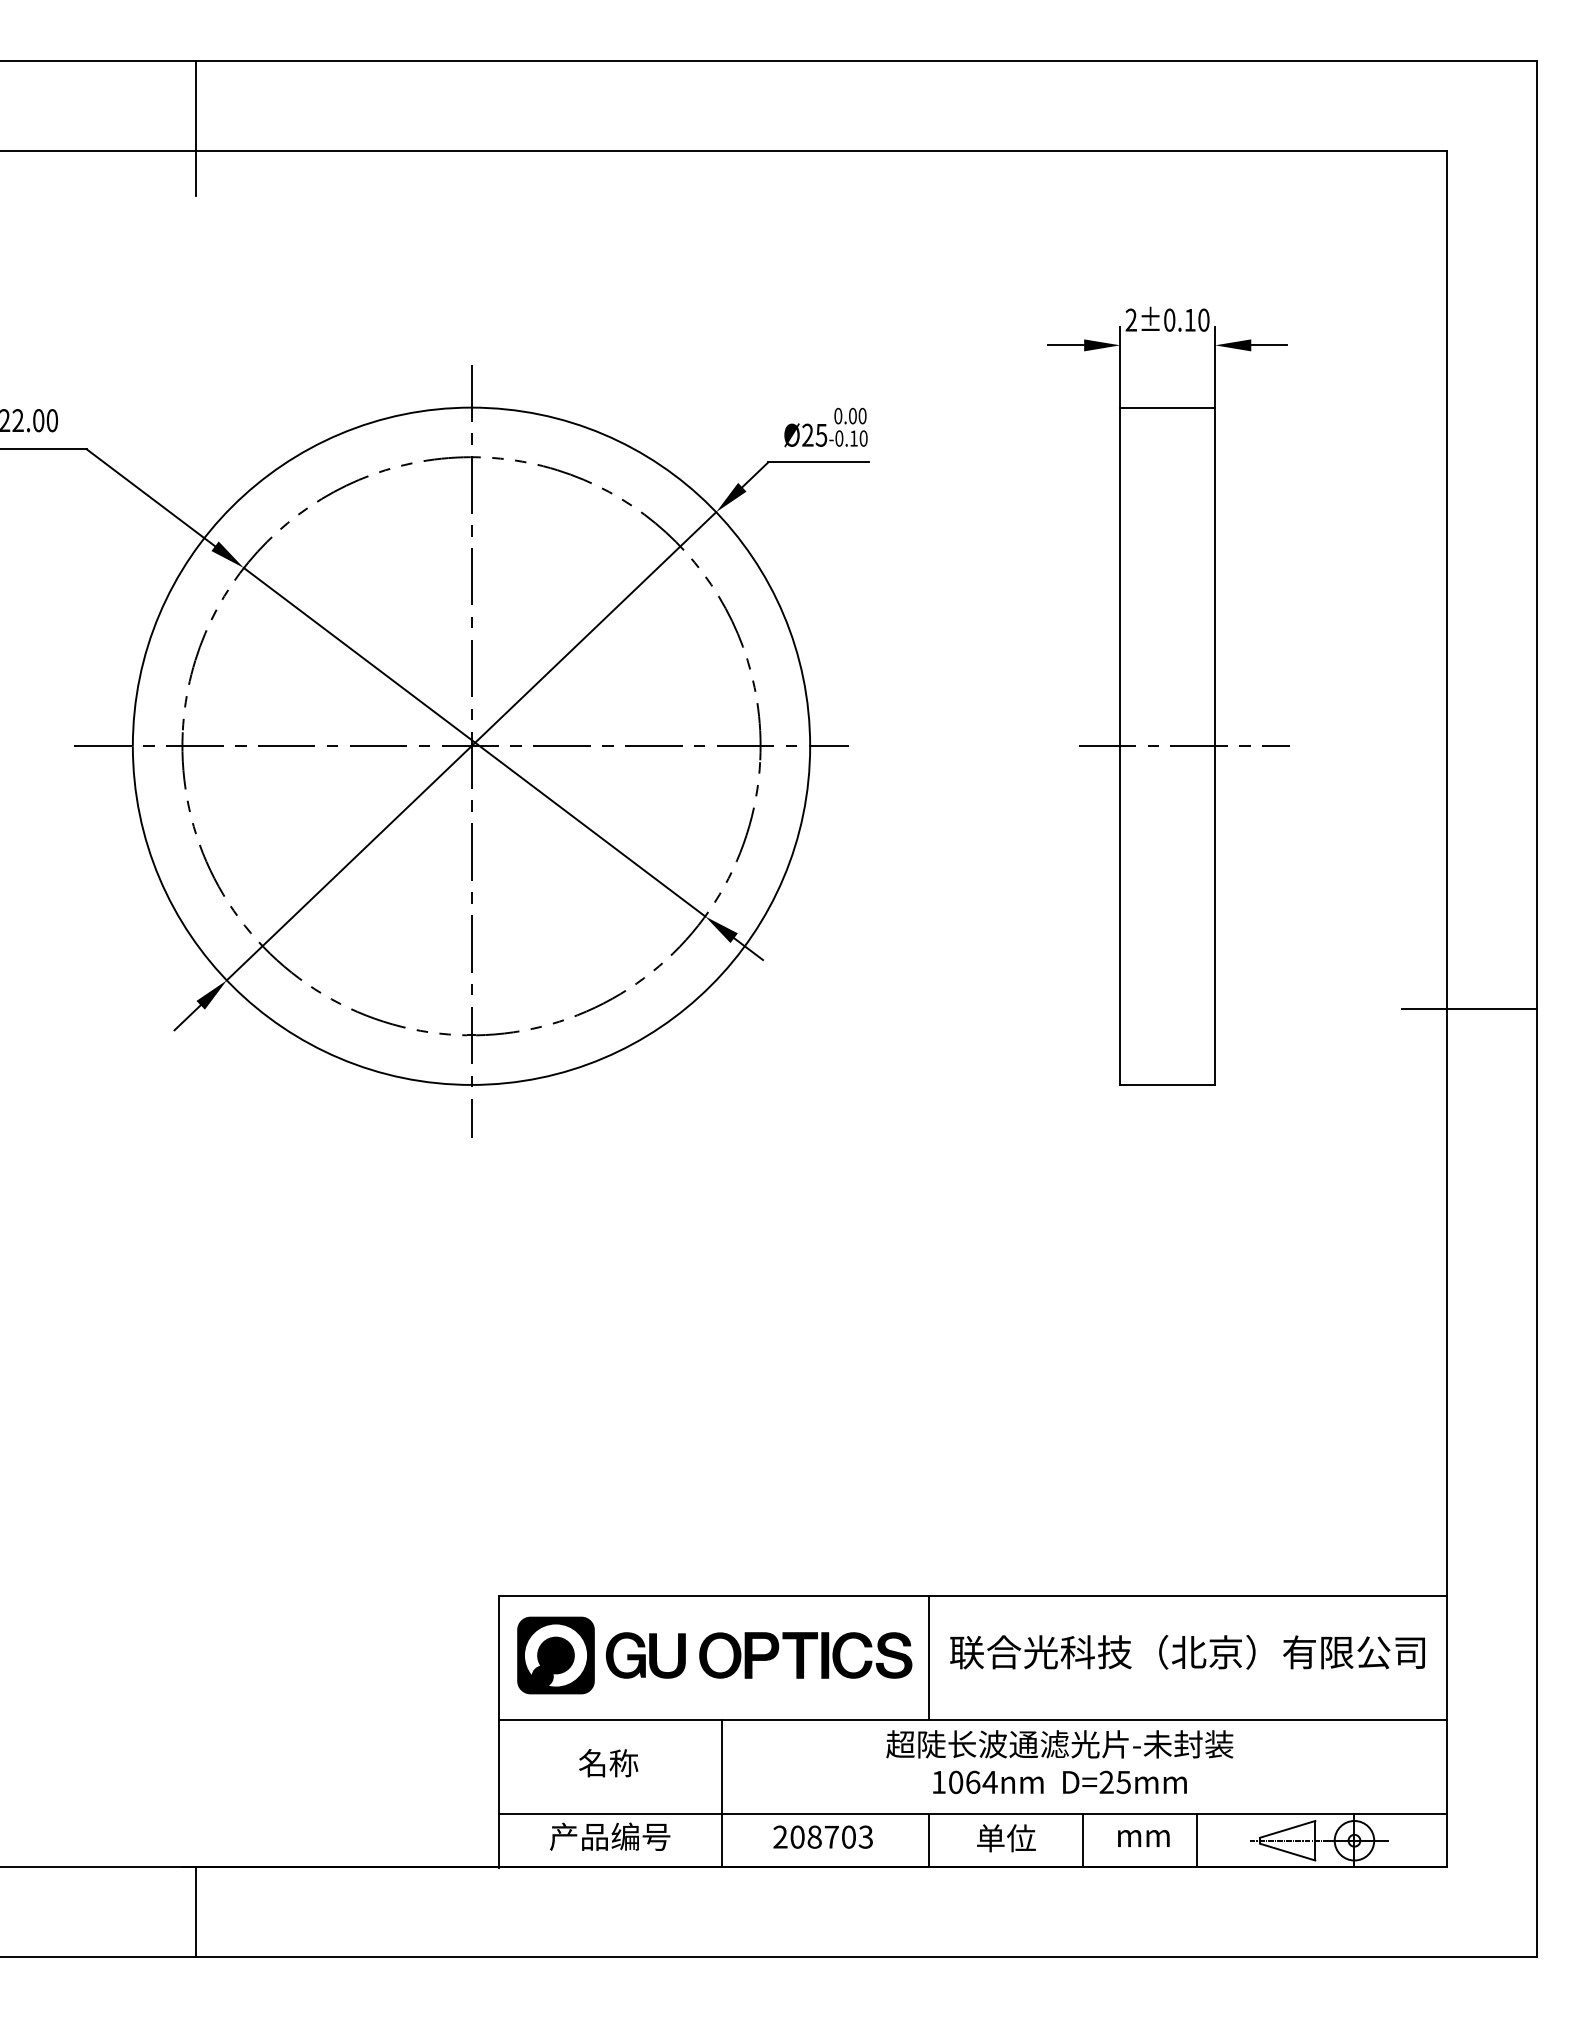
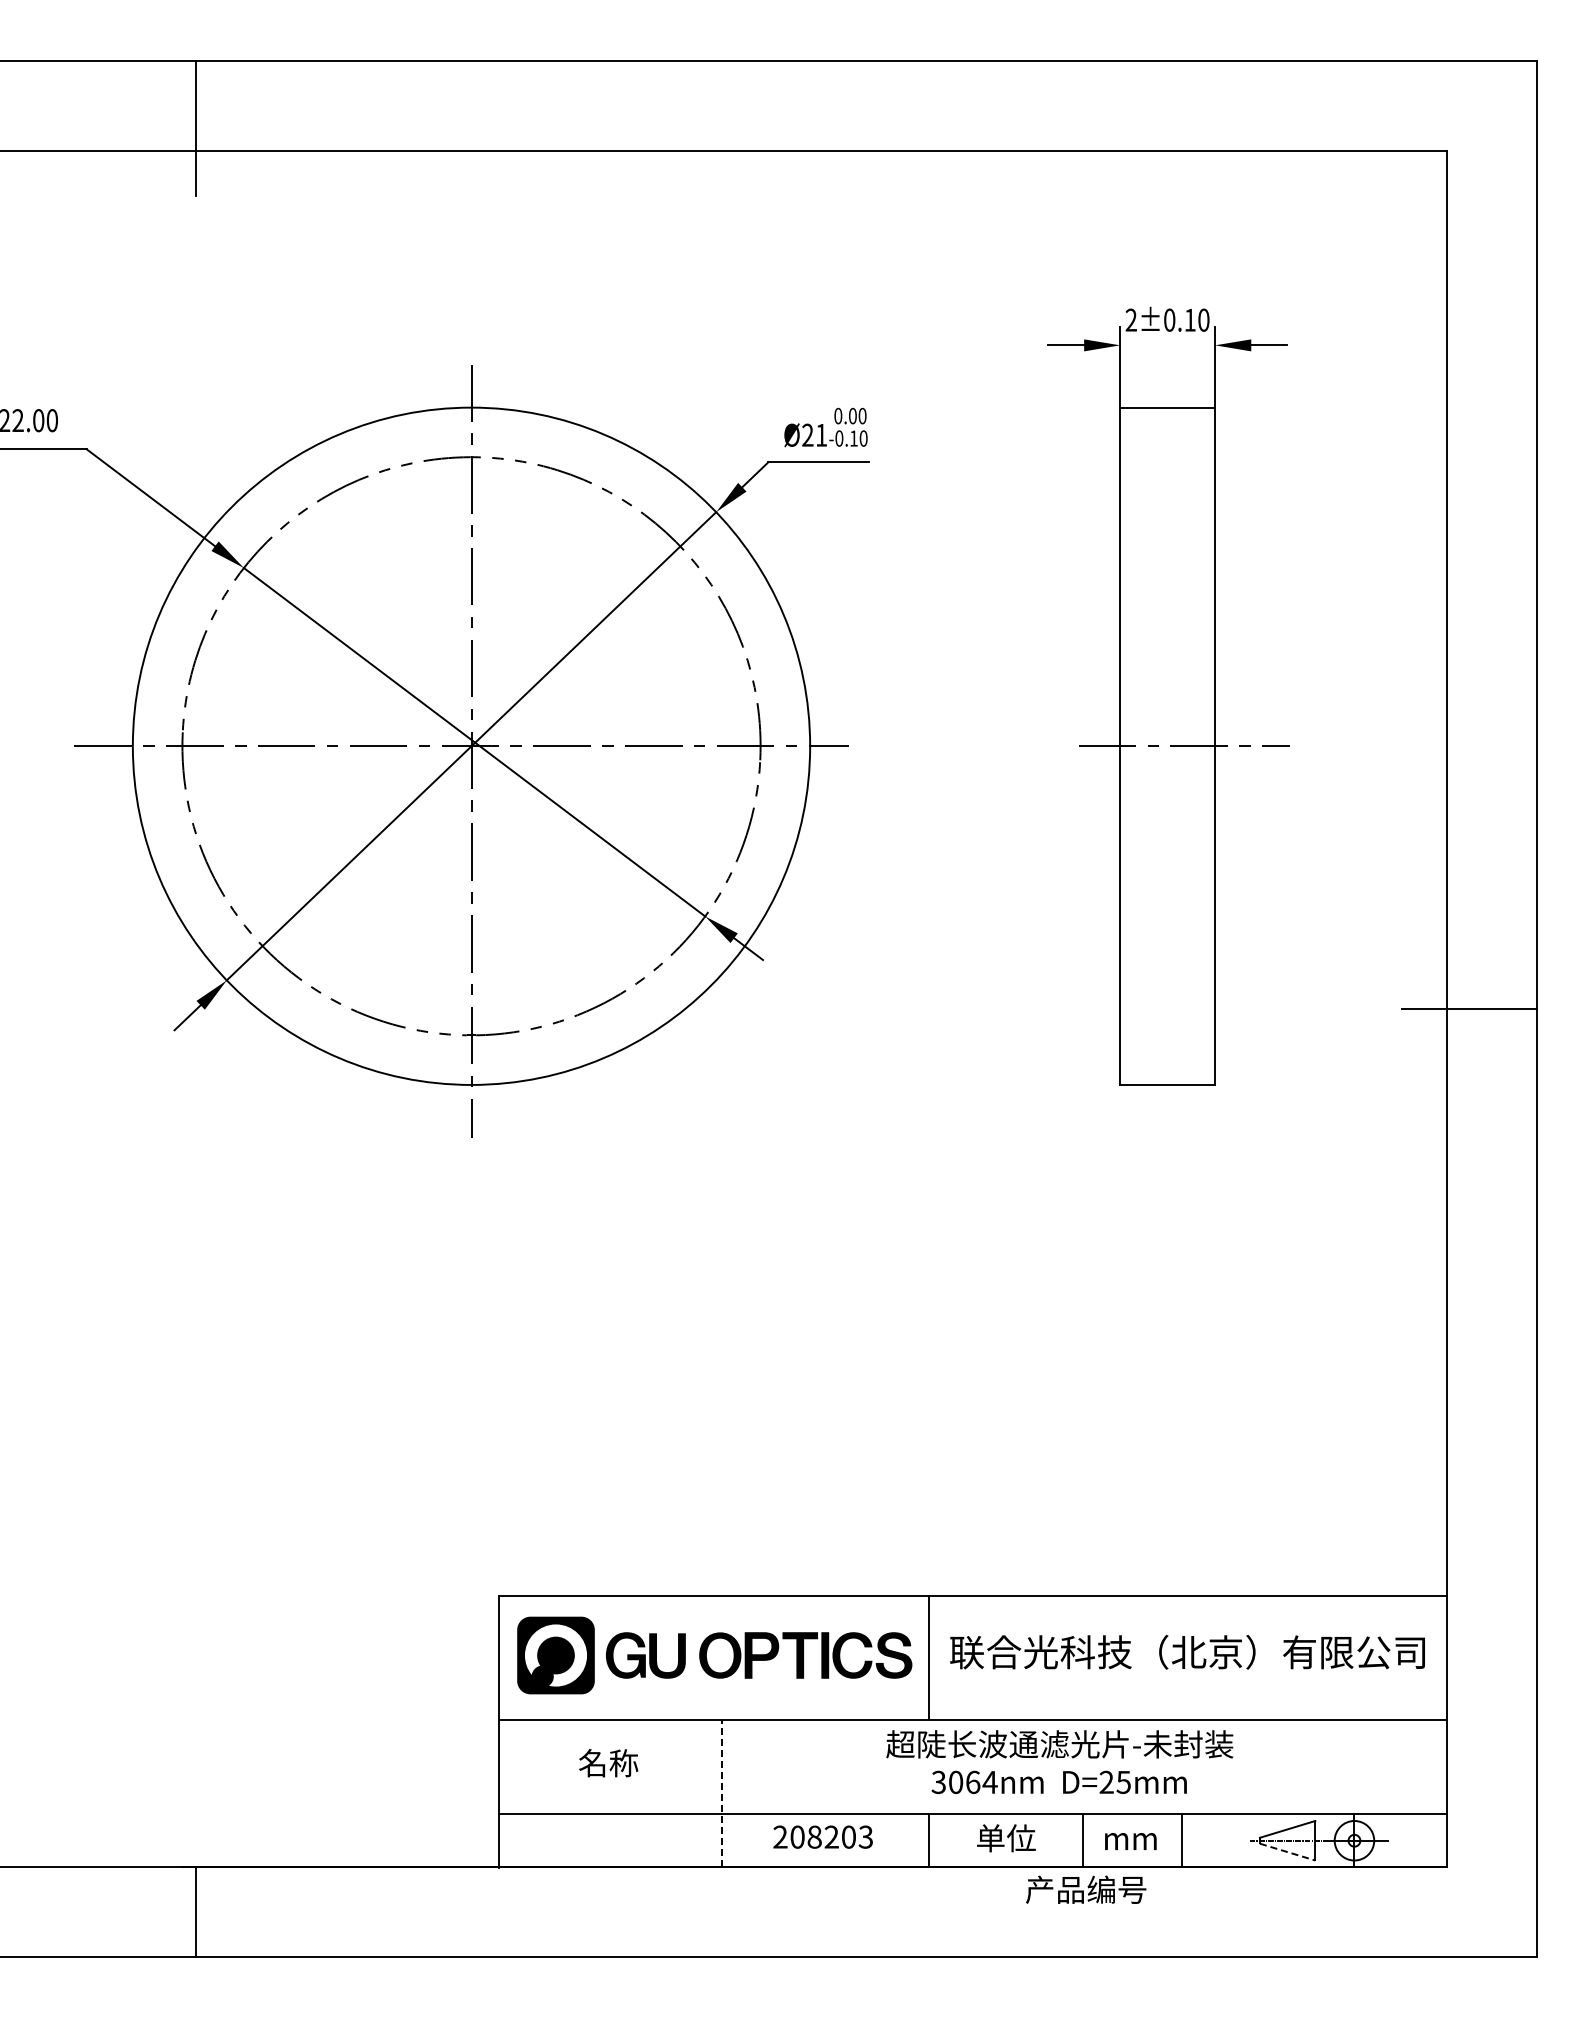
text: Ø25 -> Ø21 (821, 435)
text: 1064nm -> 3064nm (938, 1782)
line: solid -> dashed (722, 1793)
text position: (610, 1836) -> (1086, 1889) (1086, 1889)
text: 208703 -> 208203 (831, 1836)
text position: (1143, 1838) -> (1130, 1841) (1130, 1841)
line position: (1196, 1840) -> (1181, 1840) (1181, 1840)
line: solid -> dashed (1287, 1852)
